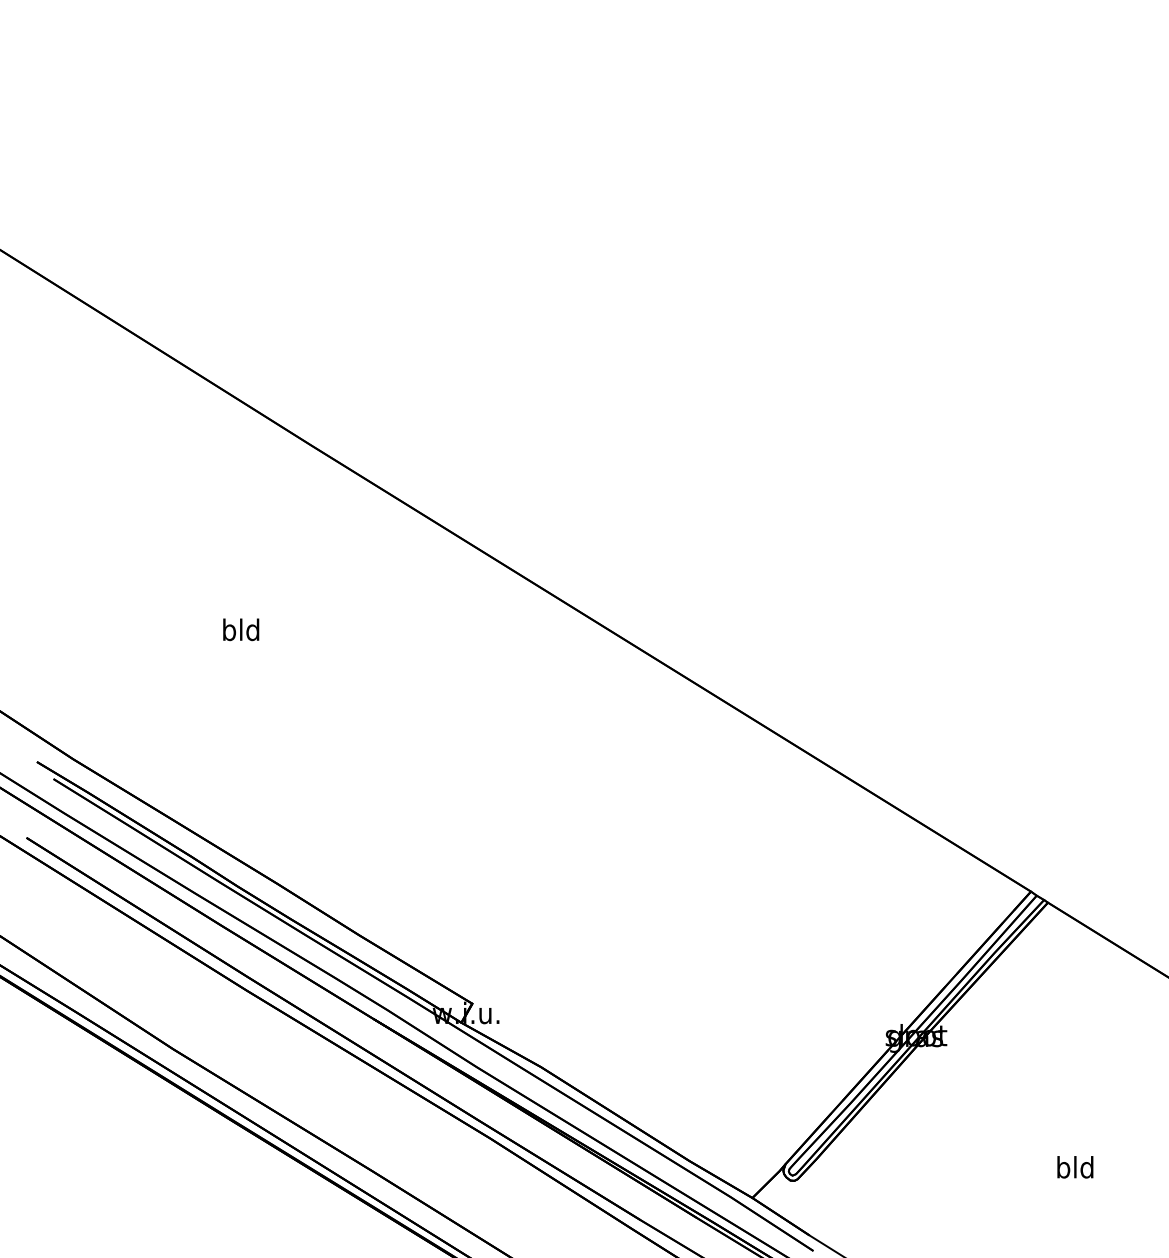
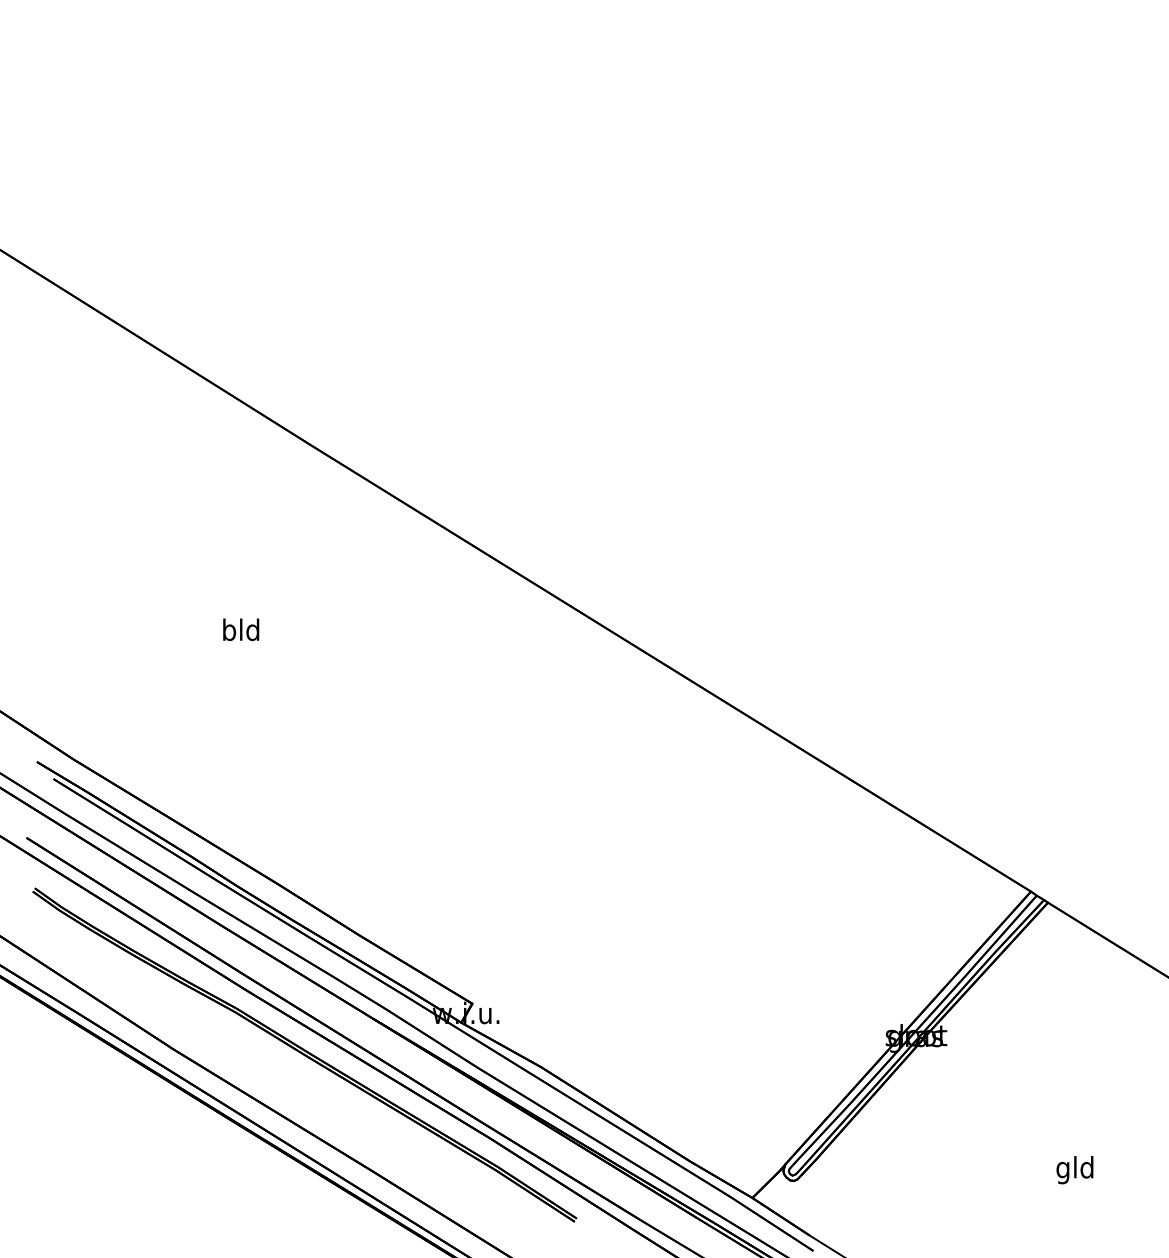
part: none -> present (304, 1054)
text: bld -> gld (1063, 1170)
